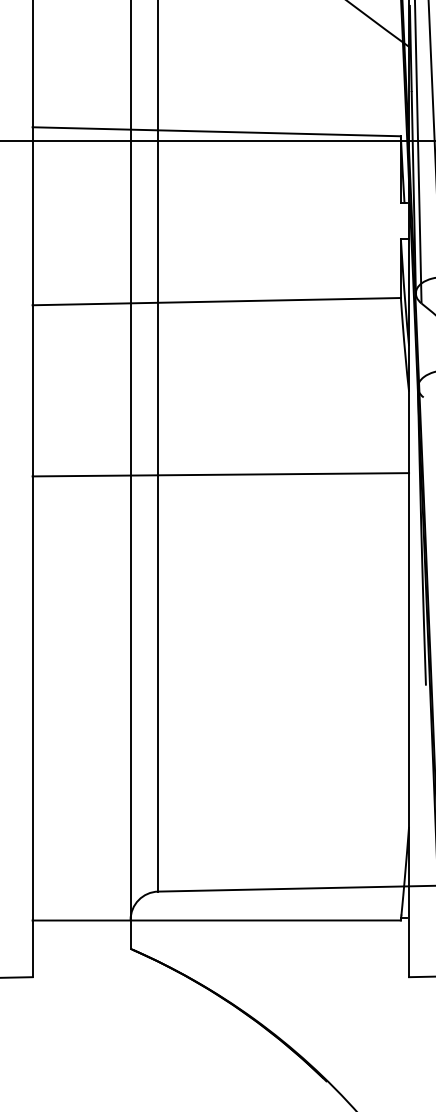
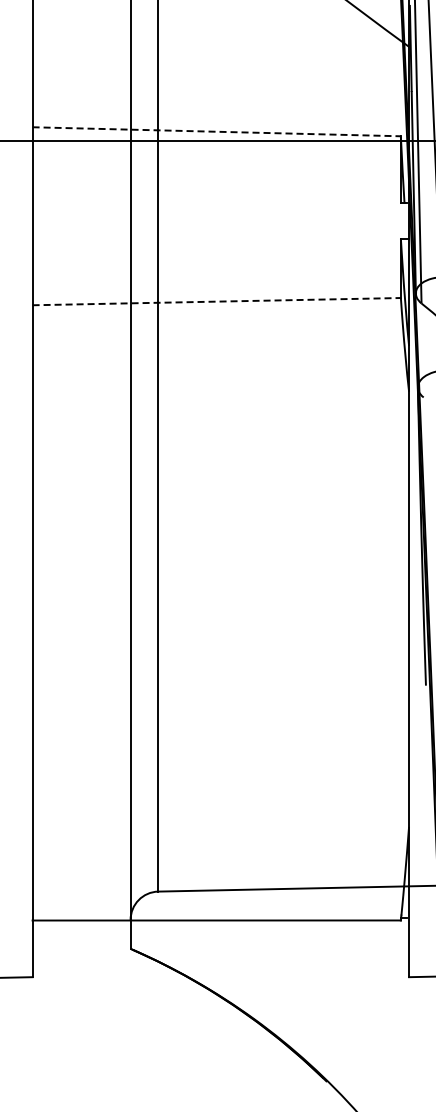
line: solid -> dashed (217, 131)
line: solid -> dashed (217, 301)
line: present -> none (220, 474)
